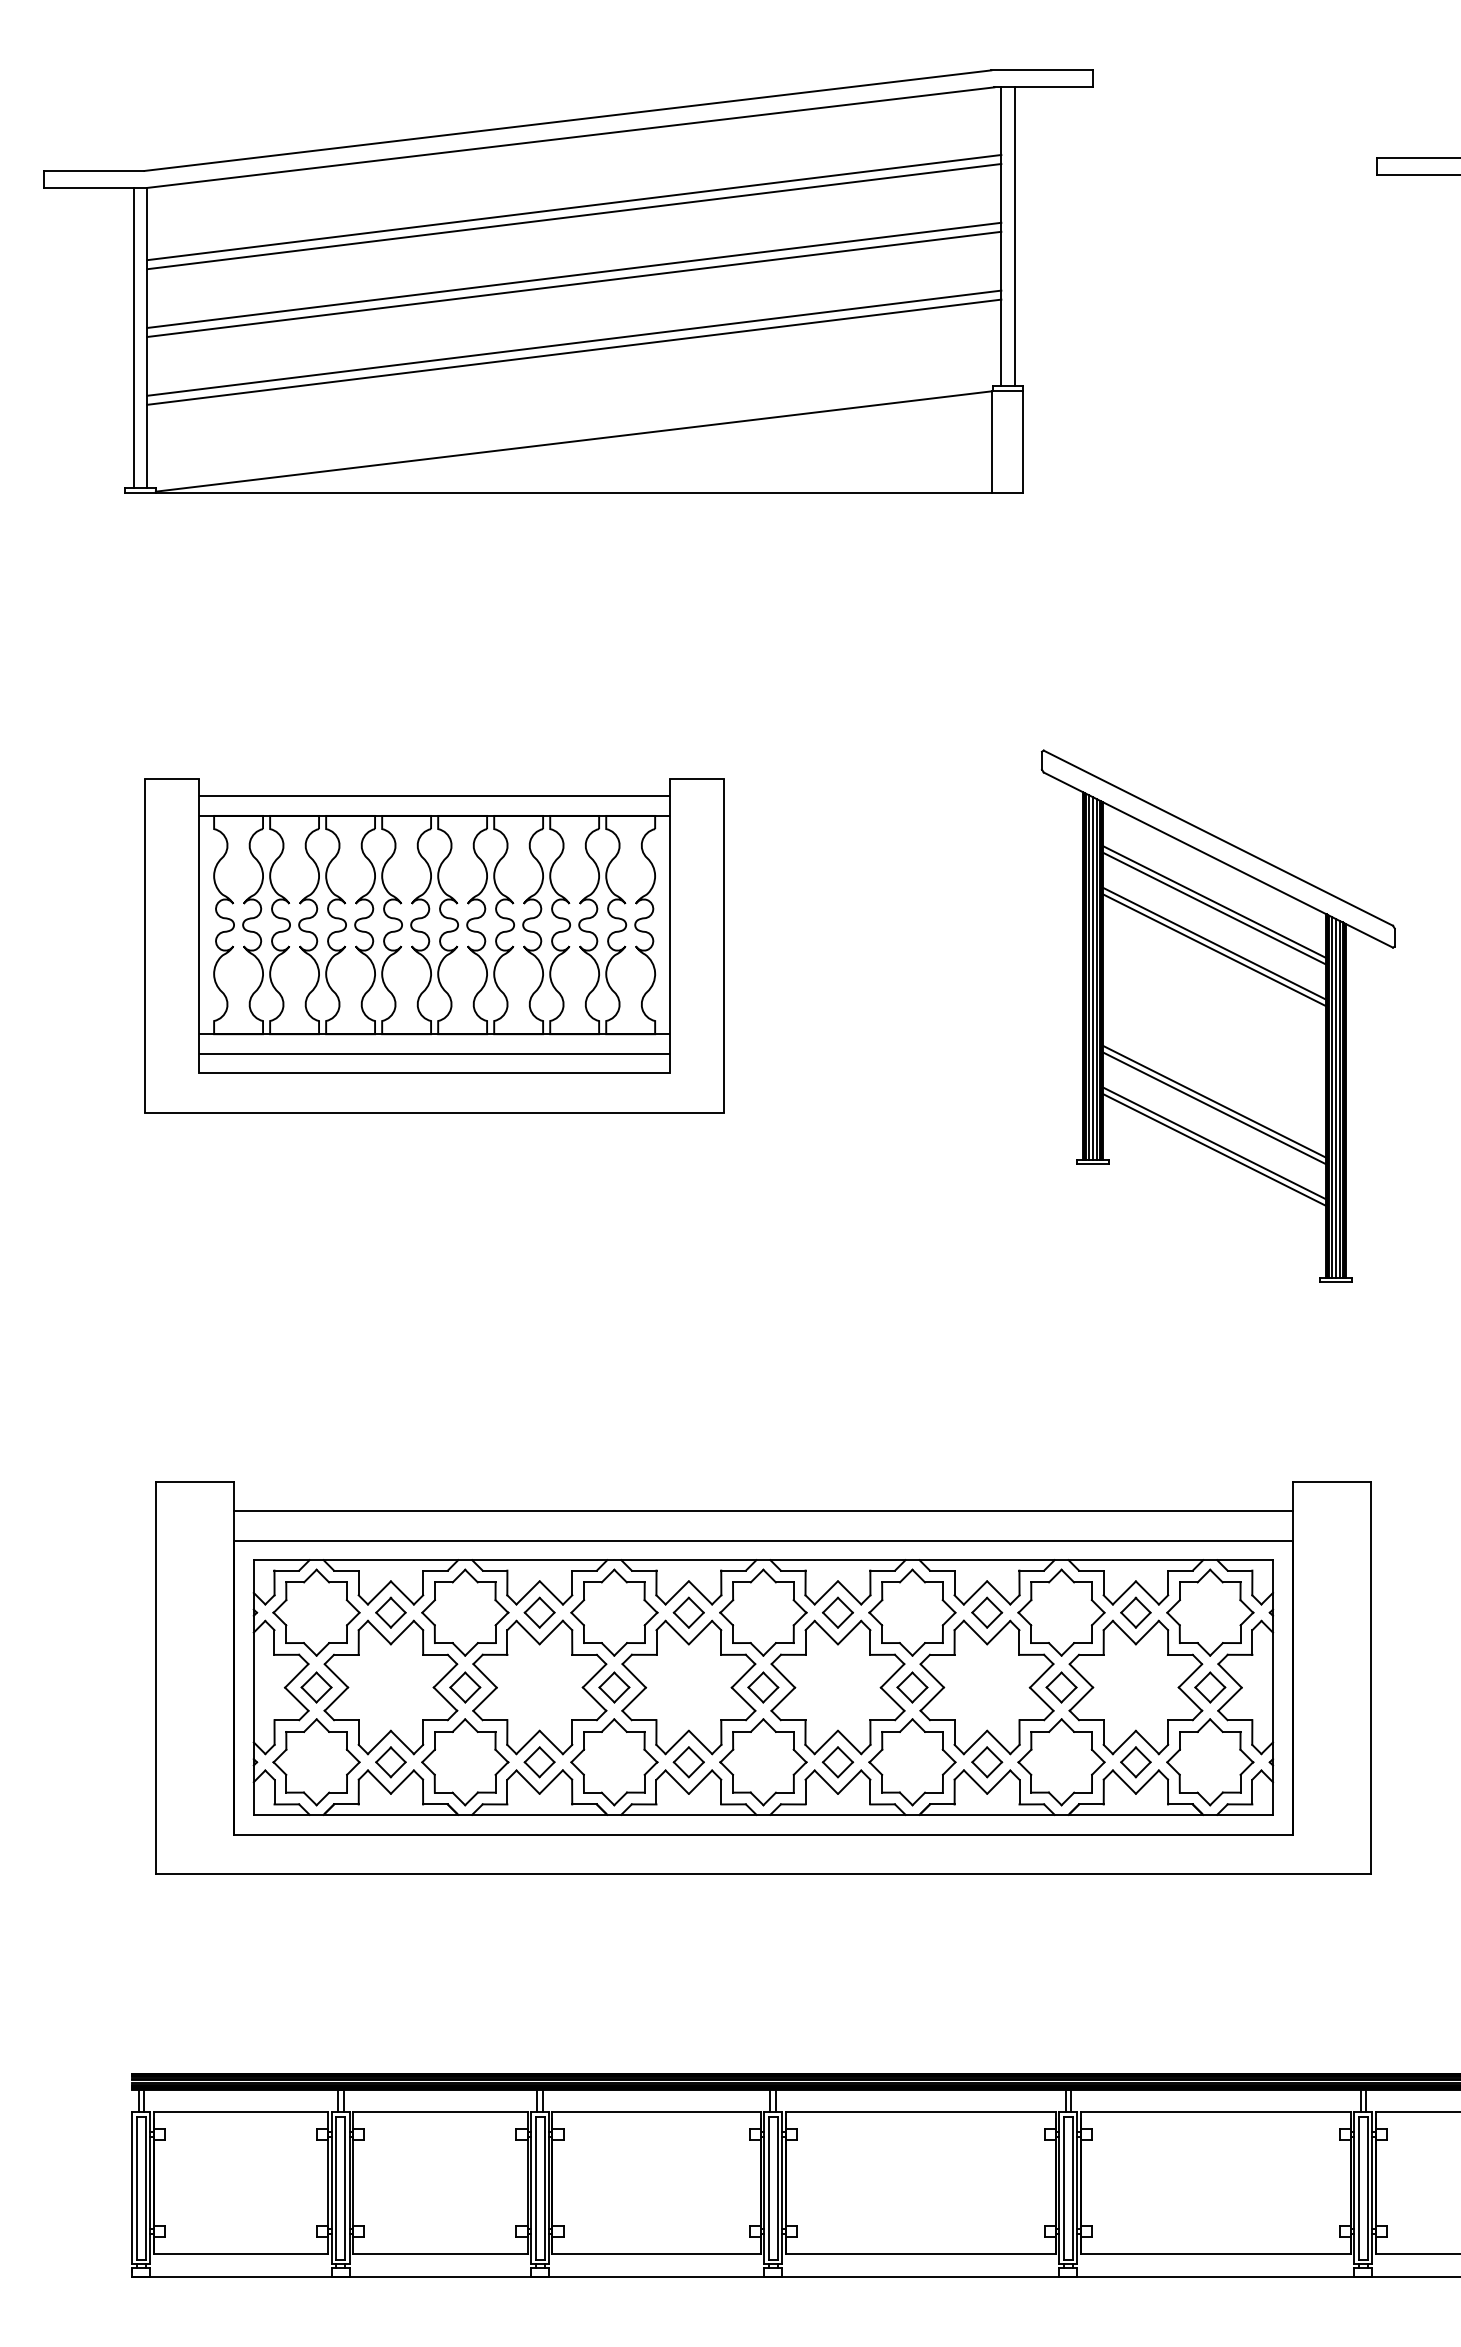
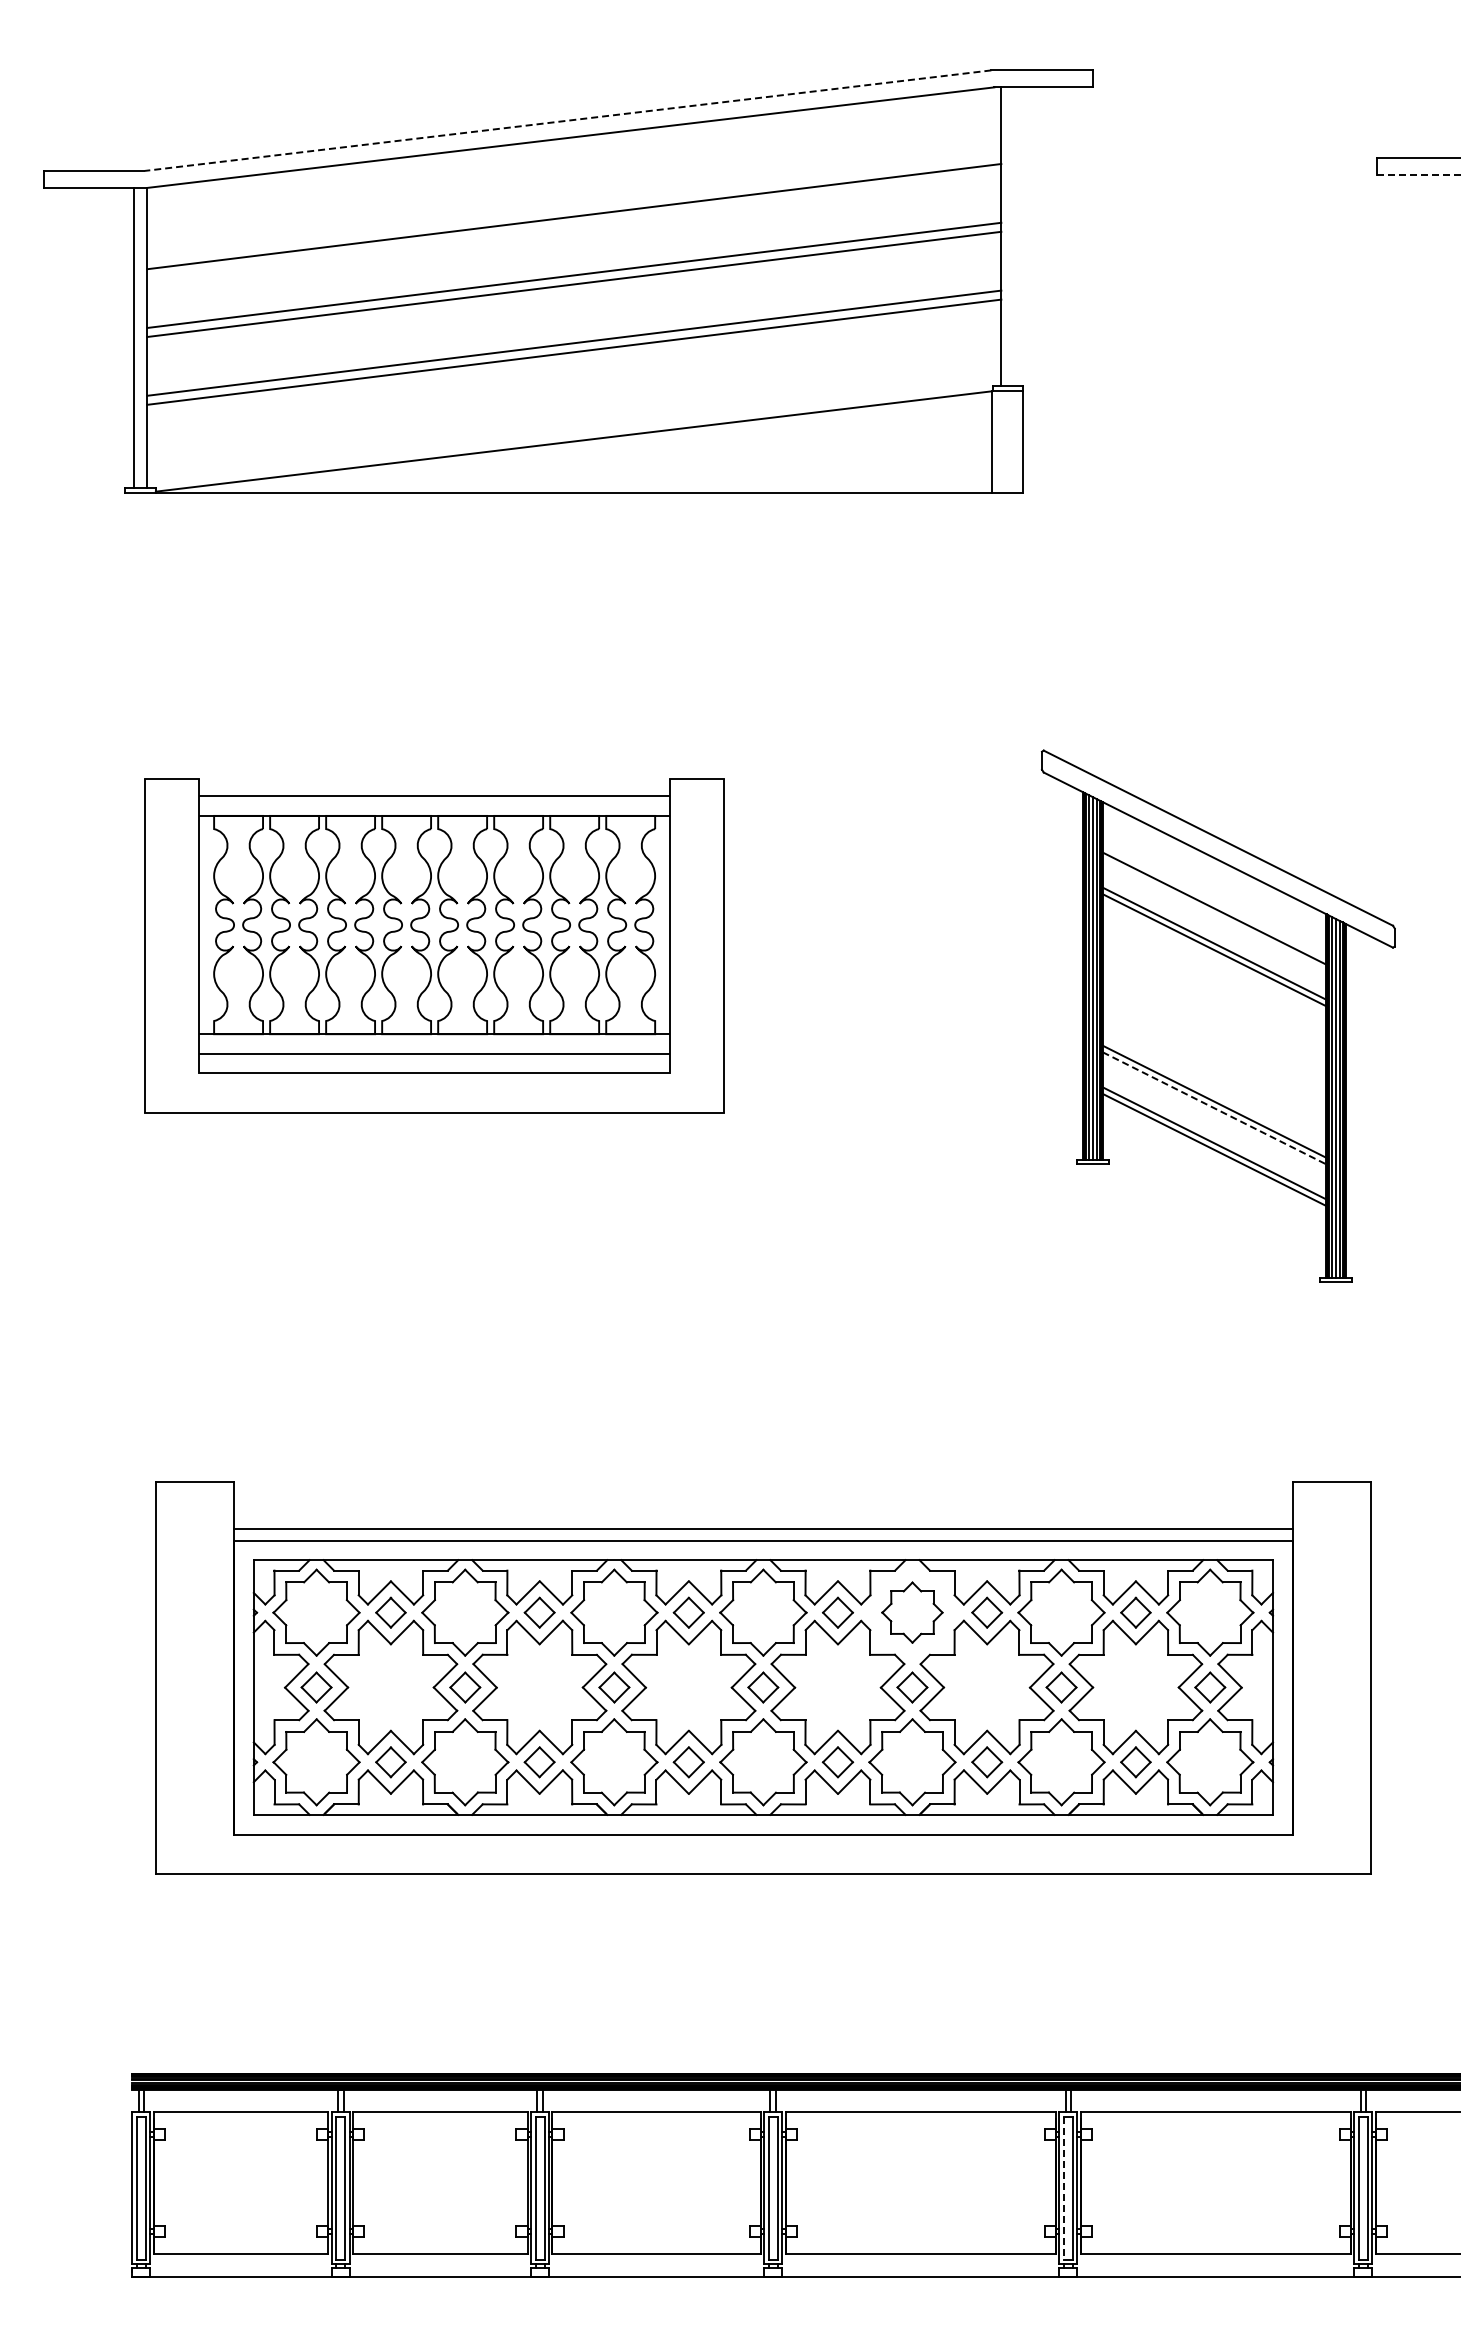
line: solid -> dashed (567, 120)
line: solid -> dashed (1418, 174)
line: present -> none (574, 207)
line: present -> none (1014, 236)
line: present -> none (1214, 901)
line: solid -> dashed (1214, 1108)
line position: (763, 1510) -> (763, 1528) (763, 1528)
part size: 89x89 px -> 63x63 px (912, 1612)
line: solid -> dashed (1063, 2188)
